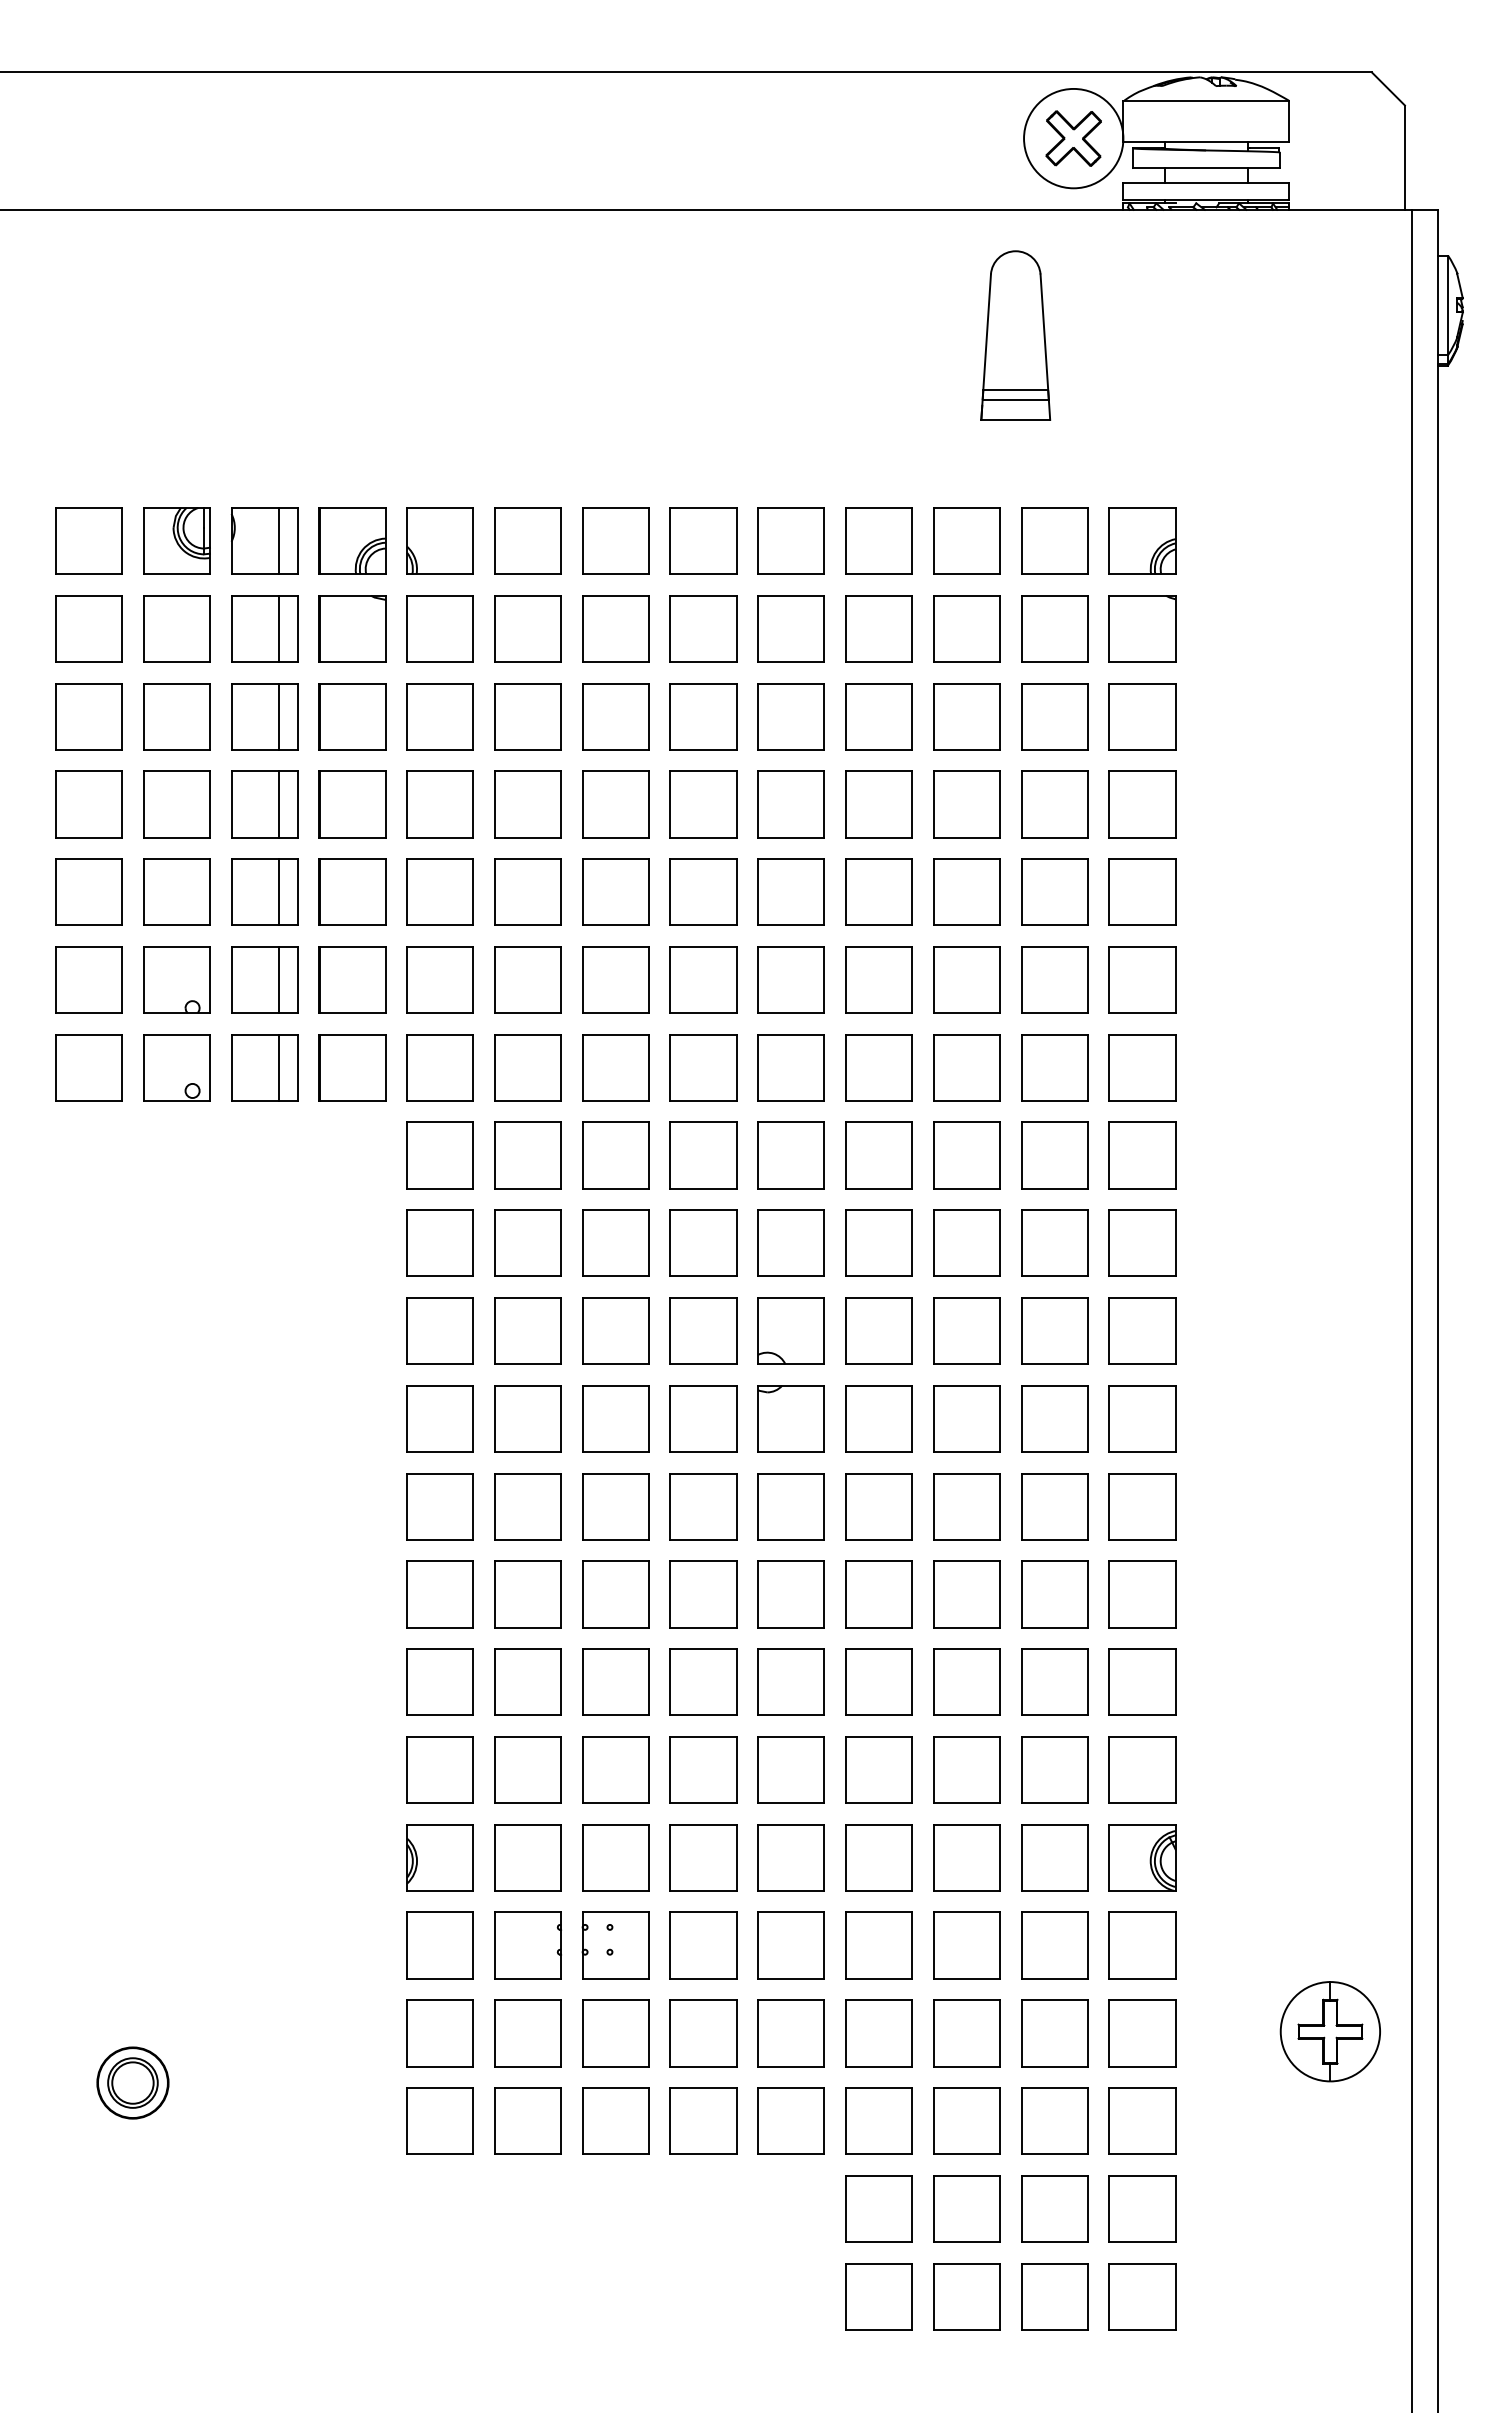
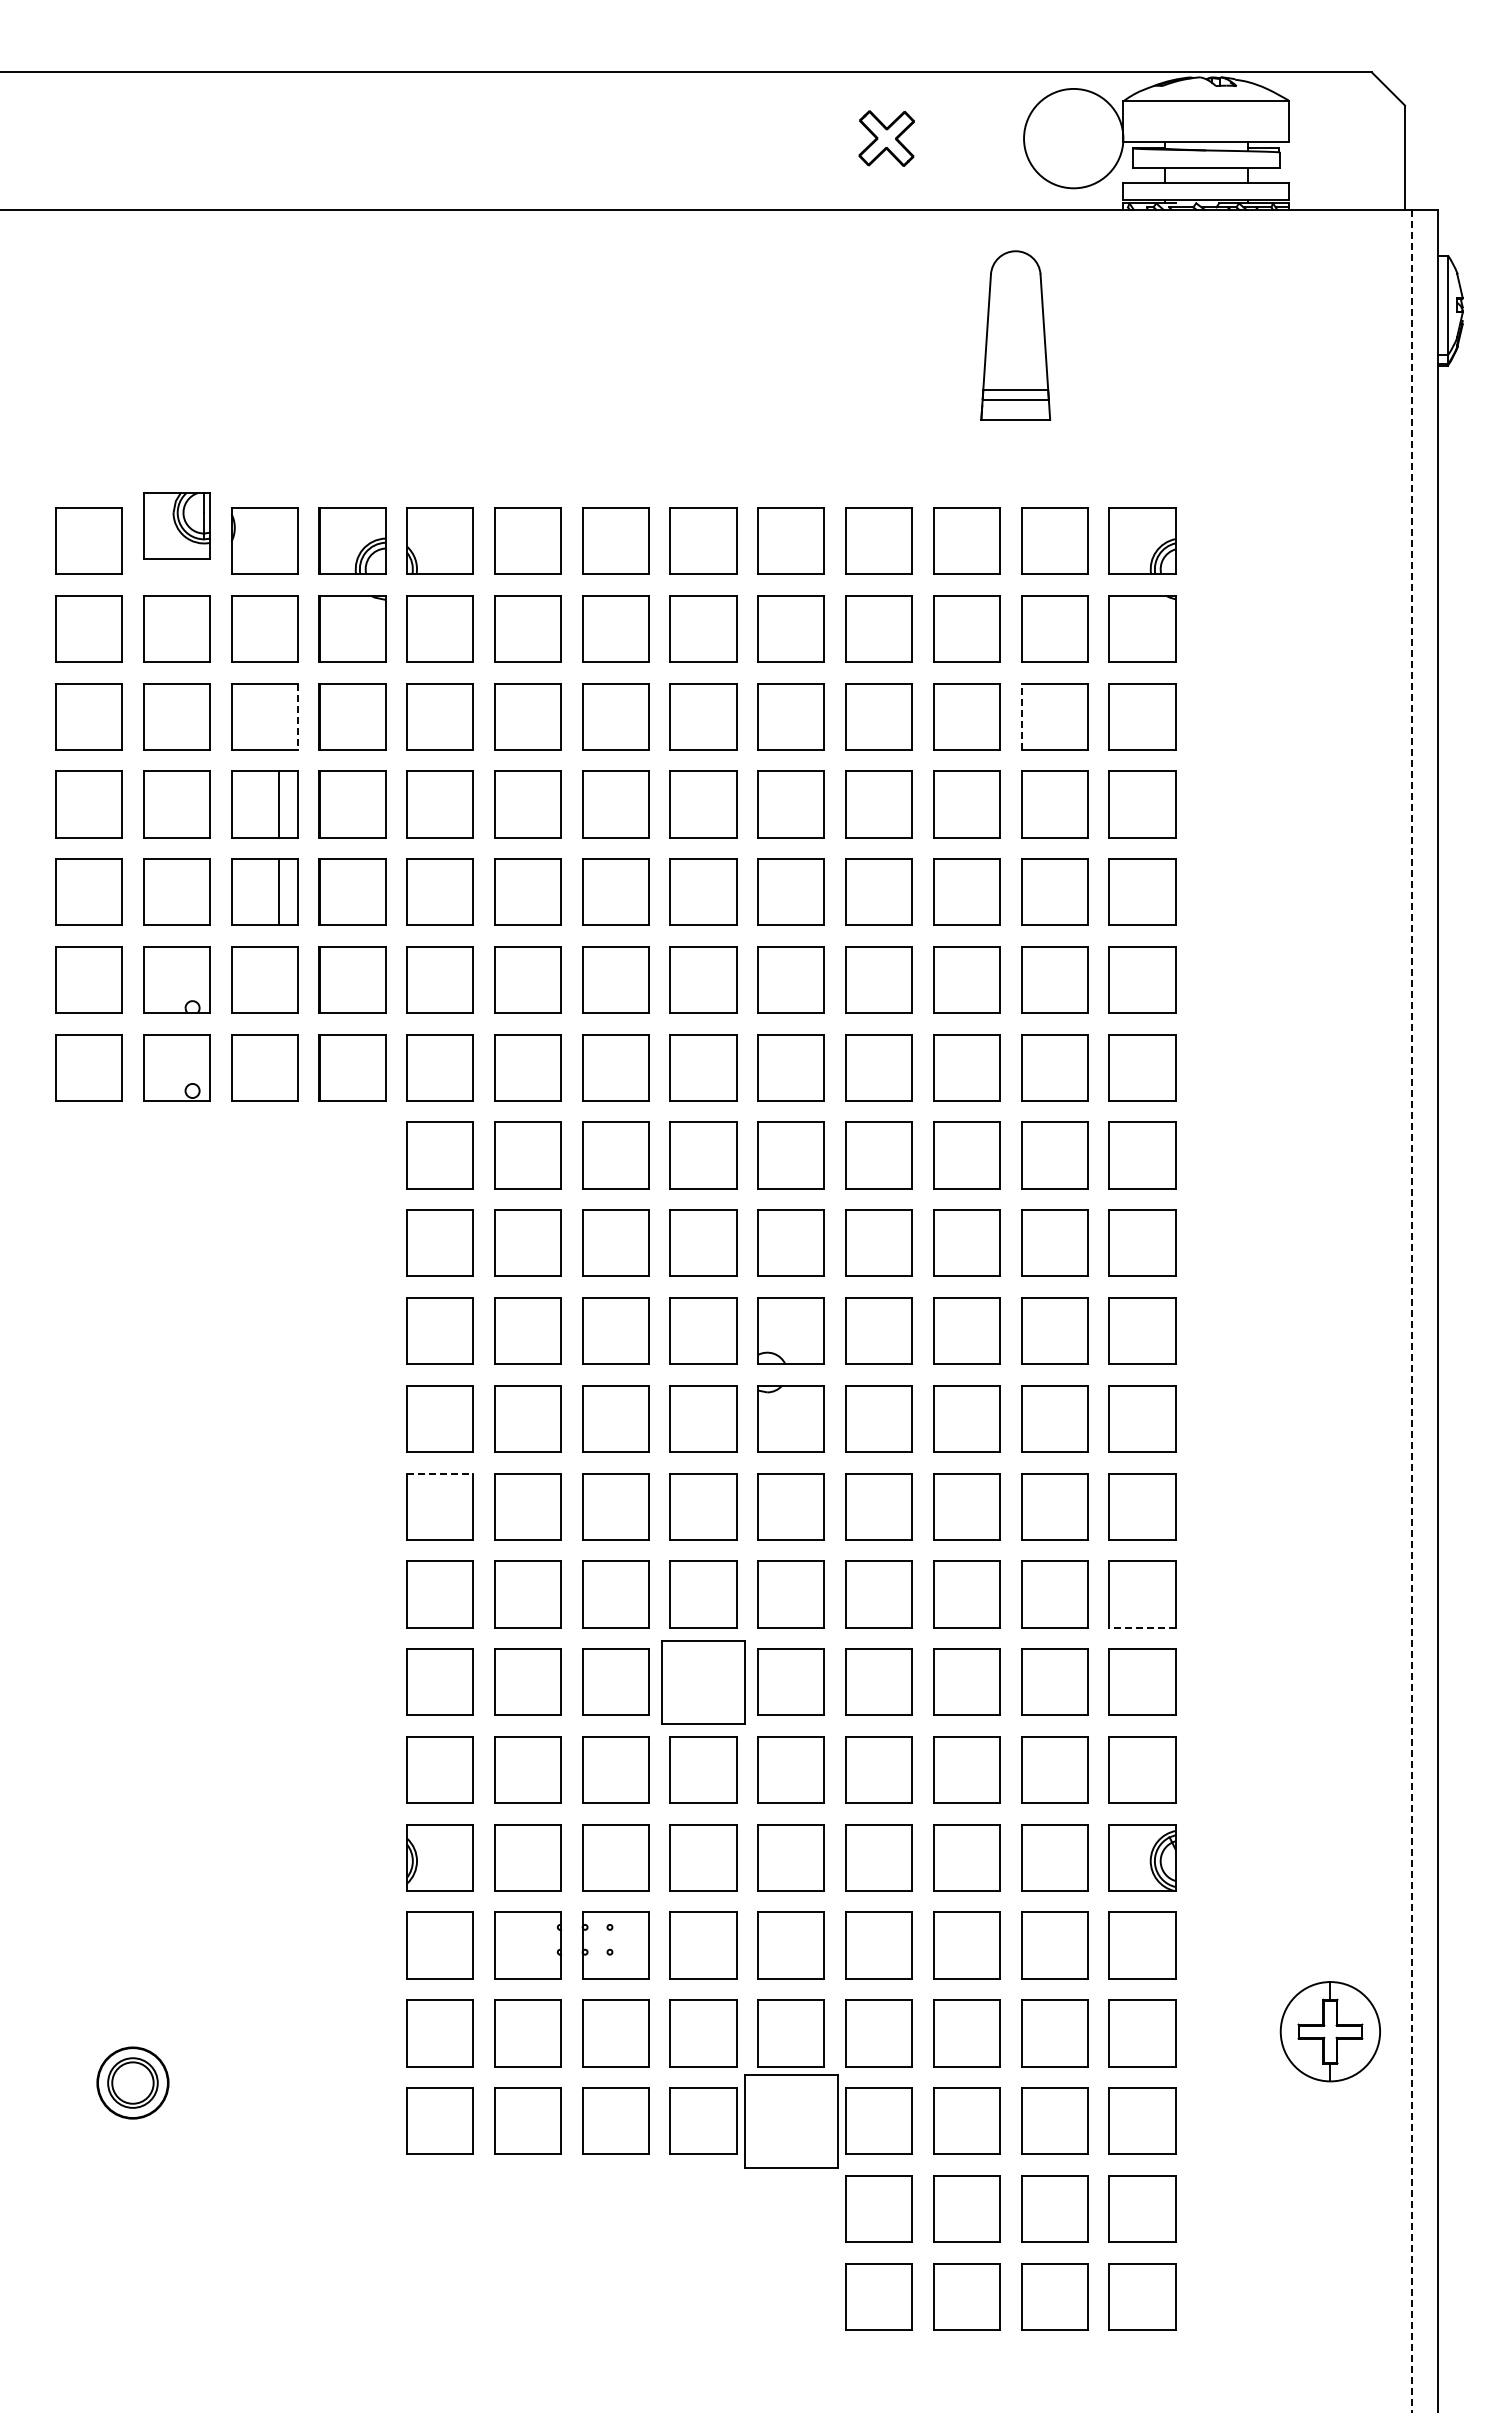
part position: (1073, 138) -> (886, 138) (886, 138)
part position: (176, 540) -> (176, 525) (176, 525)
line: present -> none (278, 540)
line: present -> none (278, 628)
line: present -> none (278, 716)
line: solid -> dashed (1021, 716)
line: solid -> dashed (297, 717)
line: present -> none (278, 979)
line: present -> none (278, 1067)
line: solid -> dashed (1411, 1311)
line: solid -> dashed (440, 1473)
line: solid -> dashed (1141, 1627)
part size: 69x68 px -> 85x85 px (703, 1682)
part size: 68x68 px -> 95x95 px (791, 2121)
